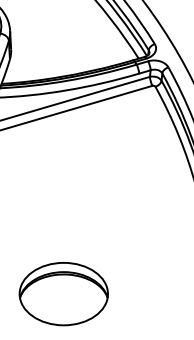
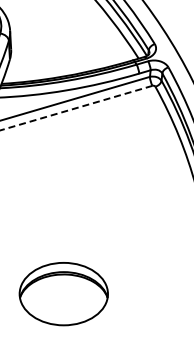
line: solid -> dashed (75, 108)
